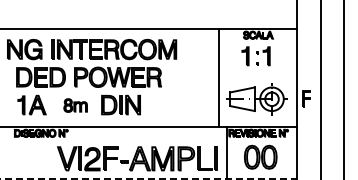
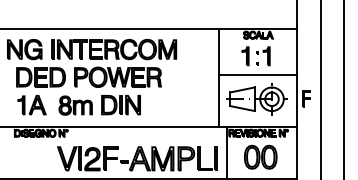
line: none -> present (257, 75)
part size: 25x15 px -> 35x21 px (75, 105)
line: dashed -> solid (149, 178)
